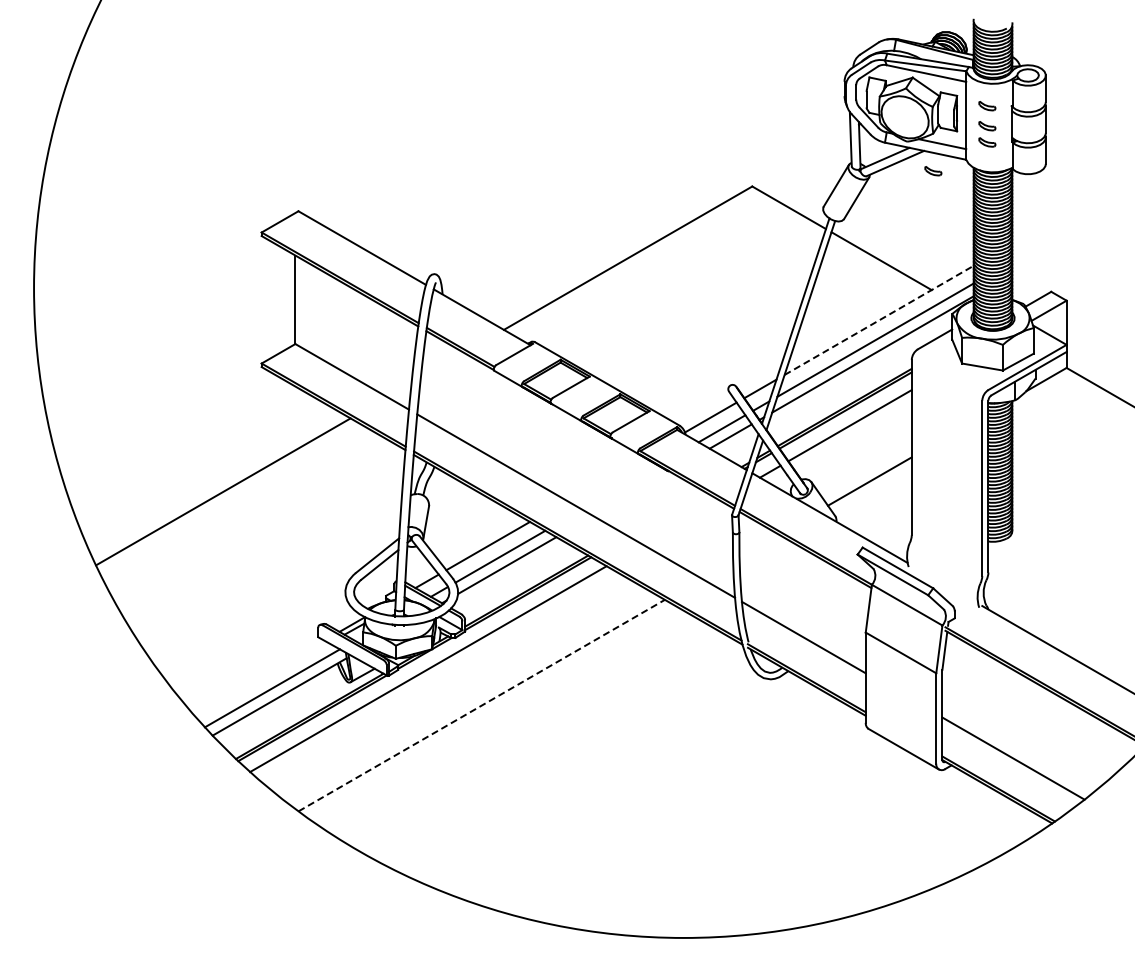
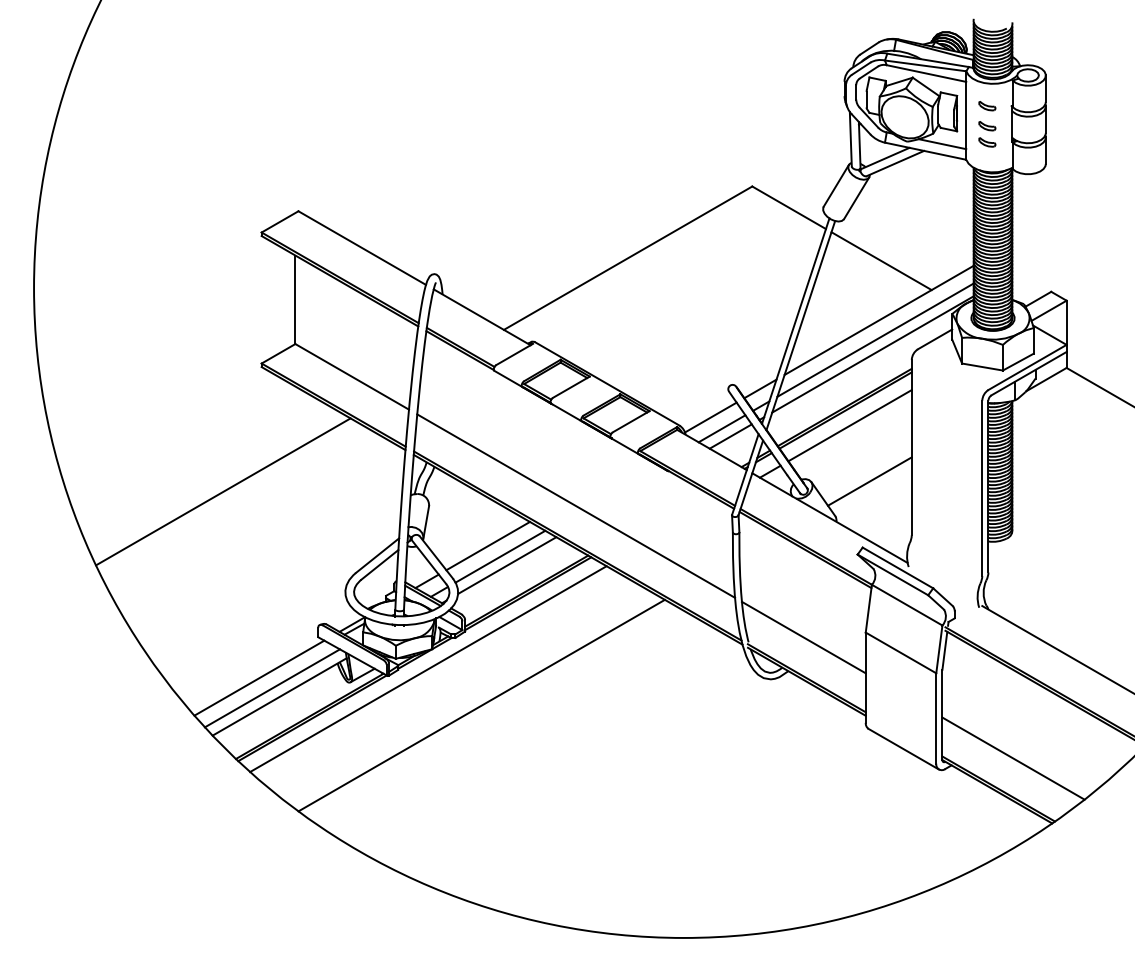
part: present -> none (933, 171)
line: dashed -> solid (879, 320)
line: none -> present (259, 677)
line: dashed -> solid (481, 705)
